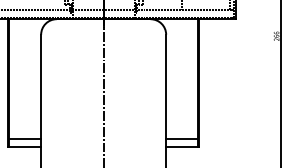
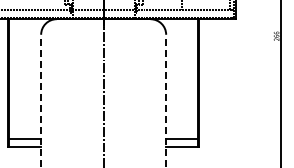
line: solid -> dashed (41, 100)
line: solid -> dashed (166, 100)
